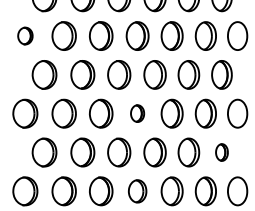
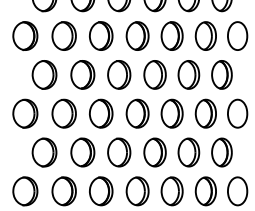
part size: 17x20 px -> 27x30 px (25, 35)
part size: 16x19 px -> 25x31 px (137, 113)
part size: 14x19 px -> 22x31 px (221, 152)
part size: 20x25 px -> 25x31 px (137, 191)
